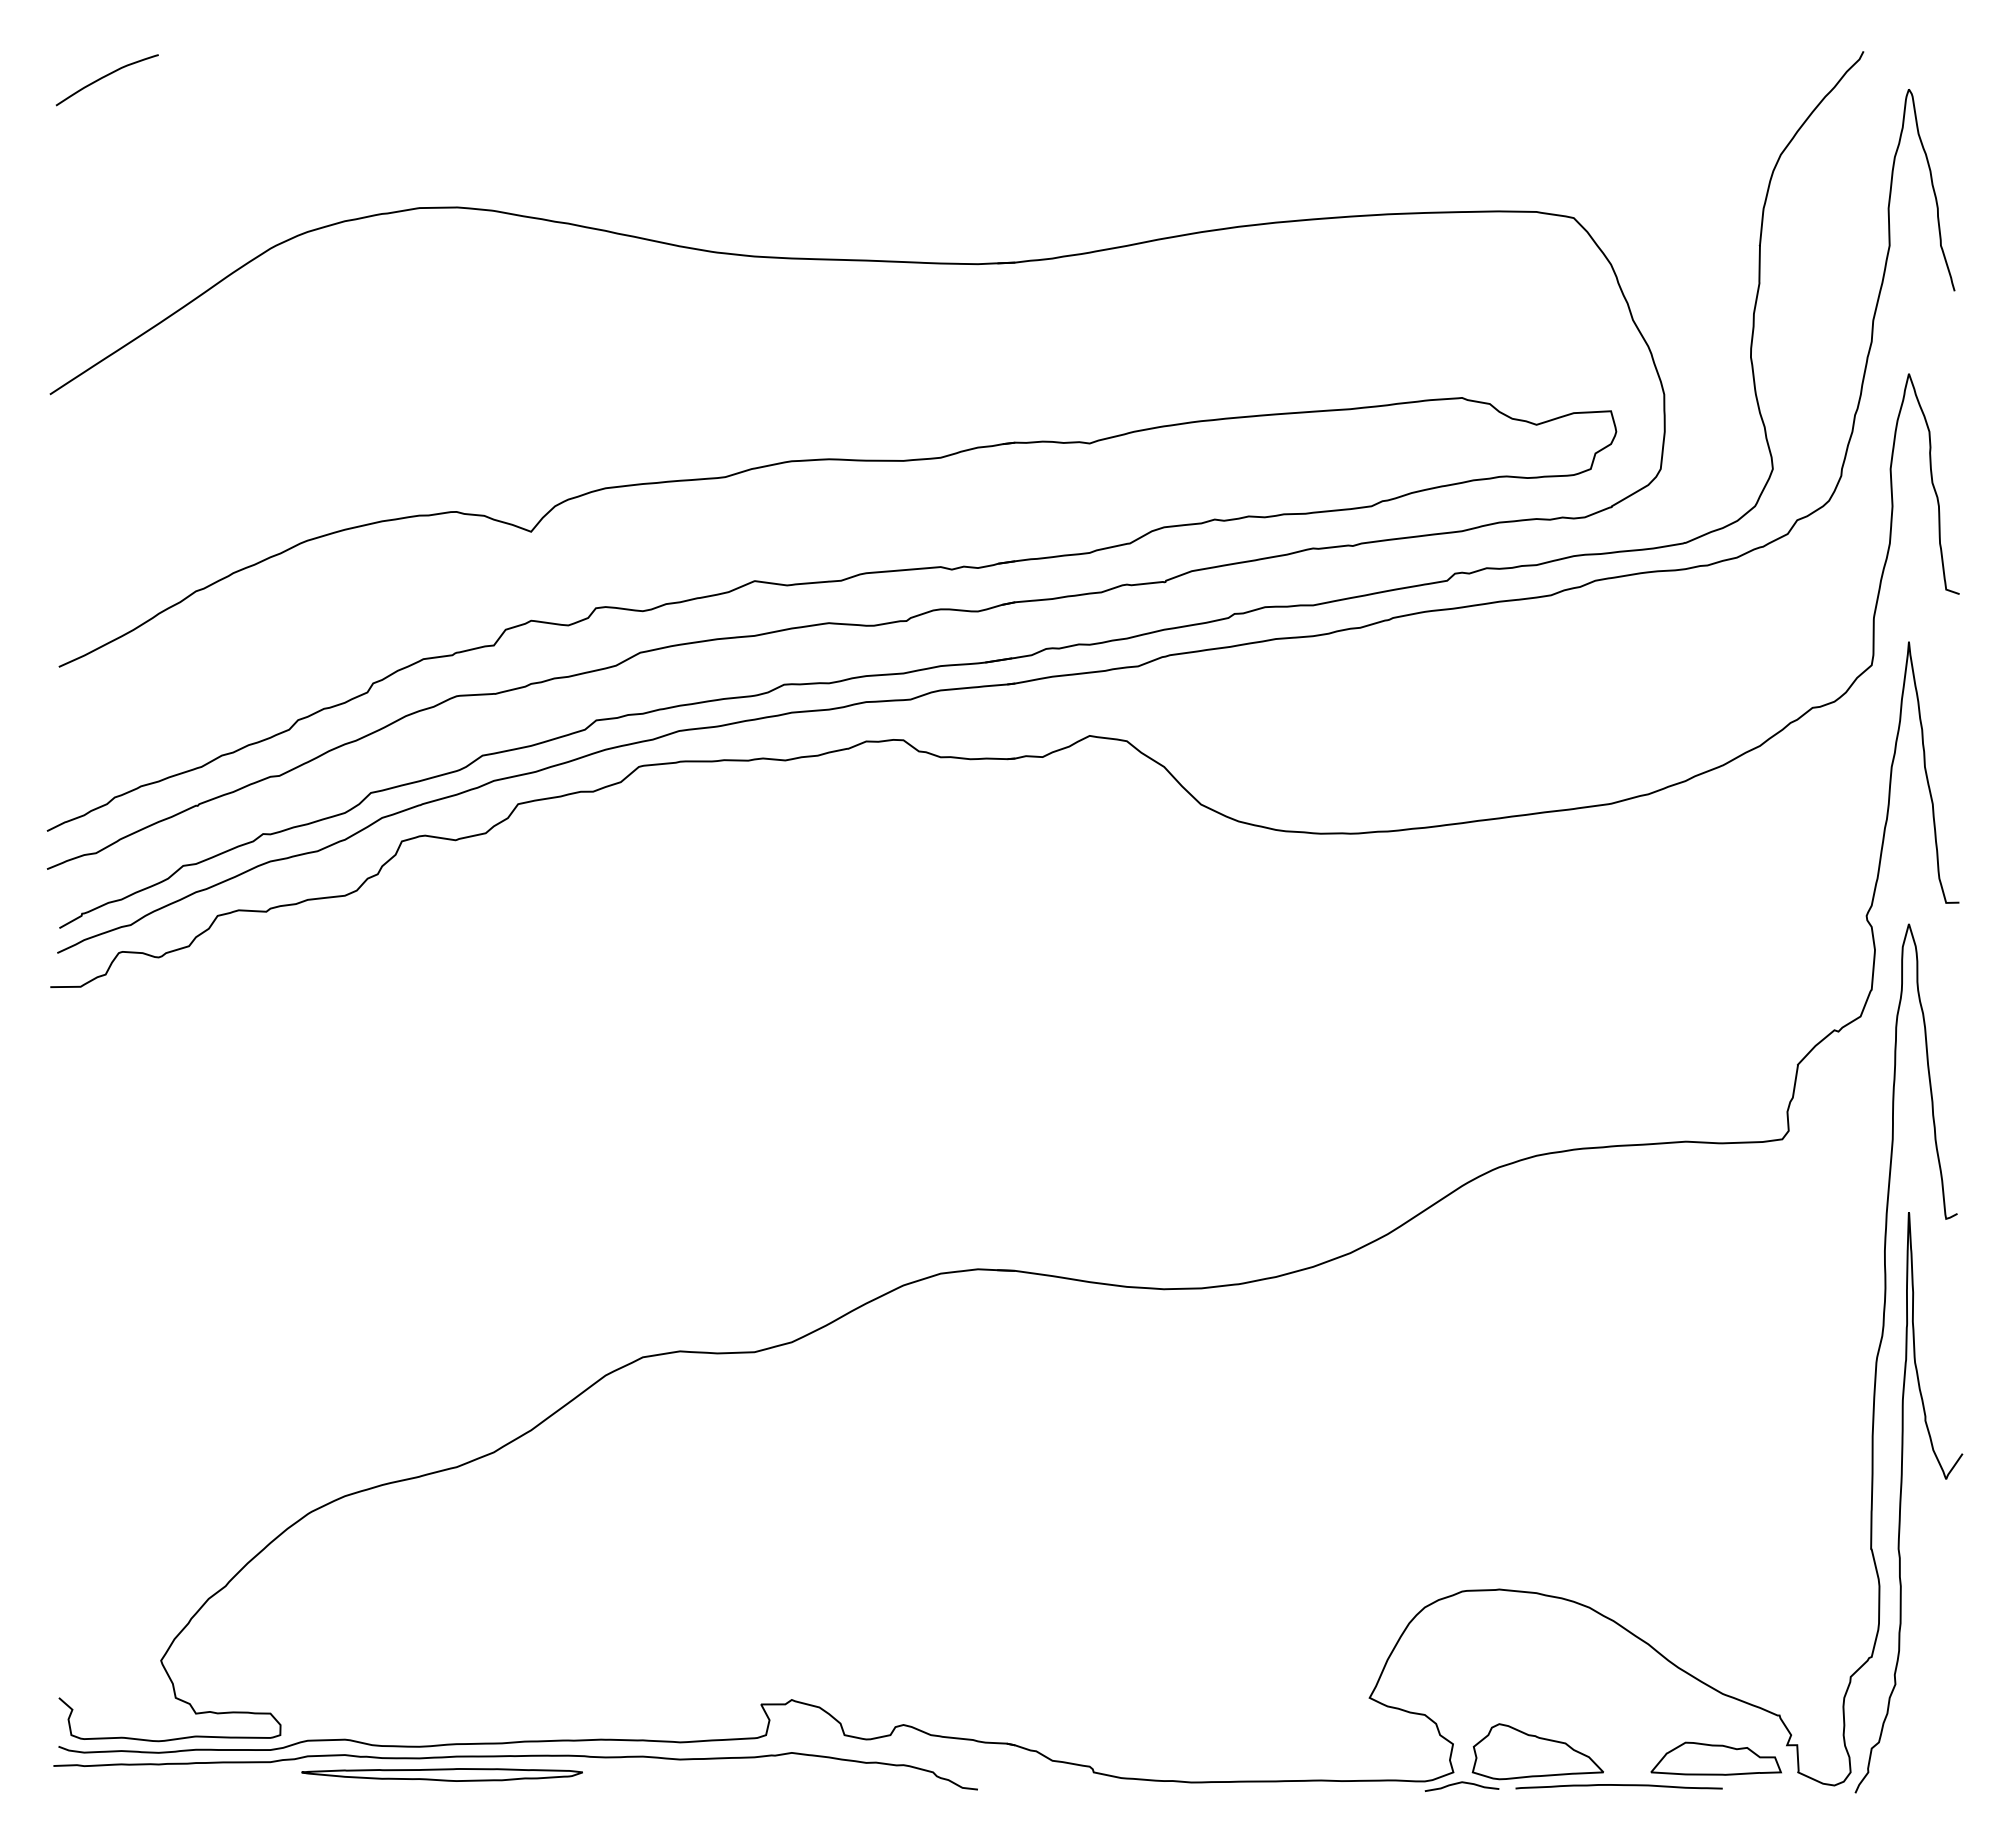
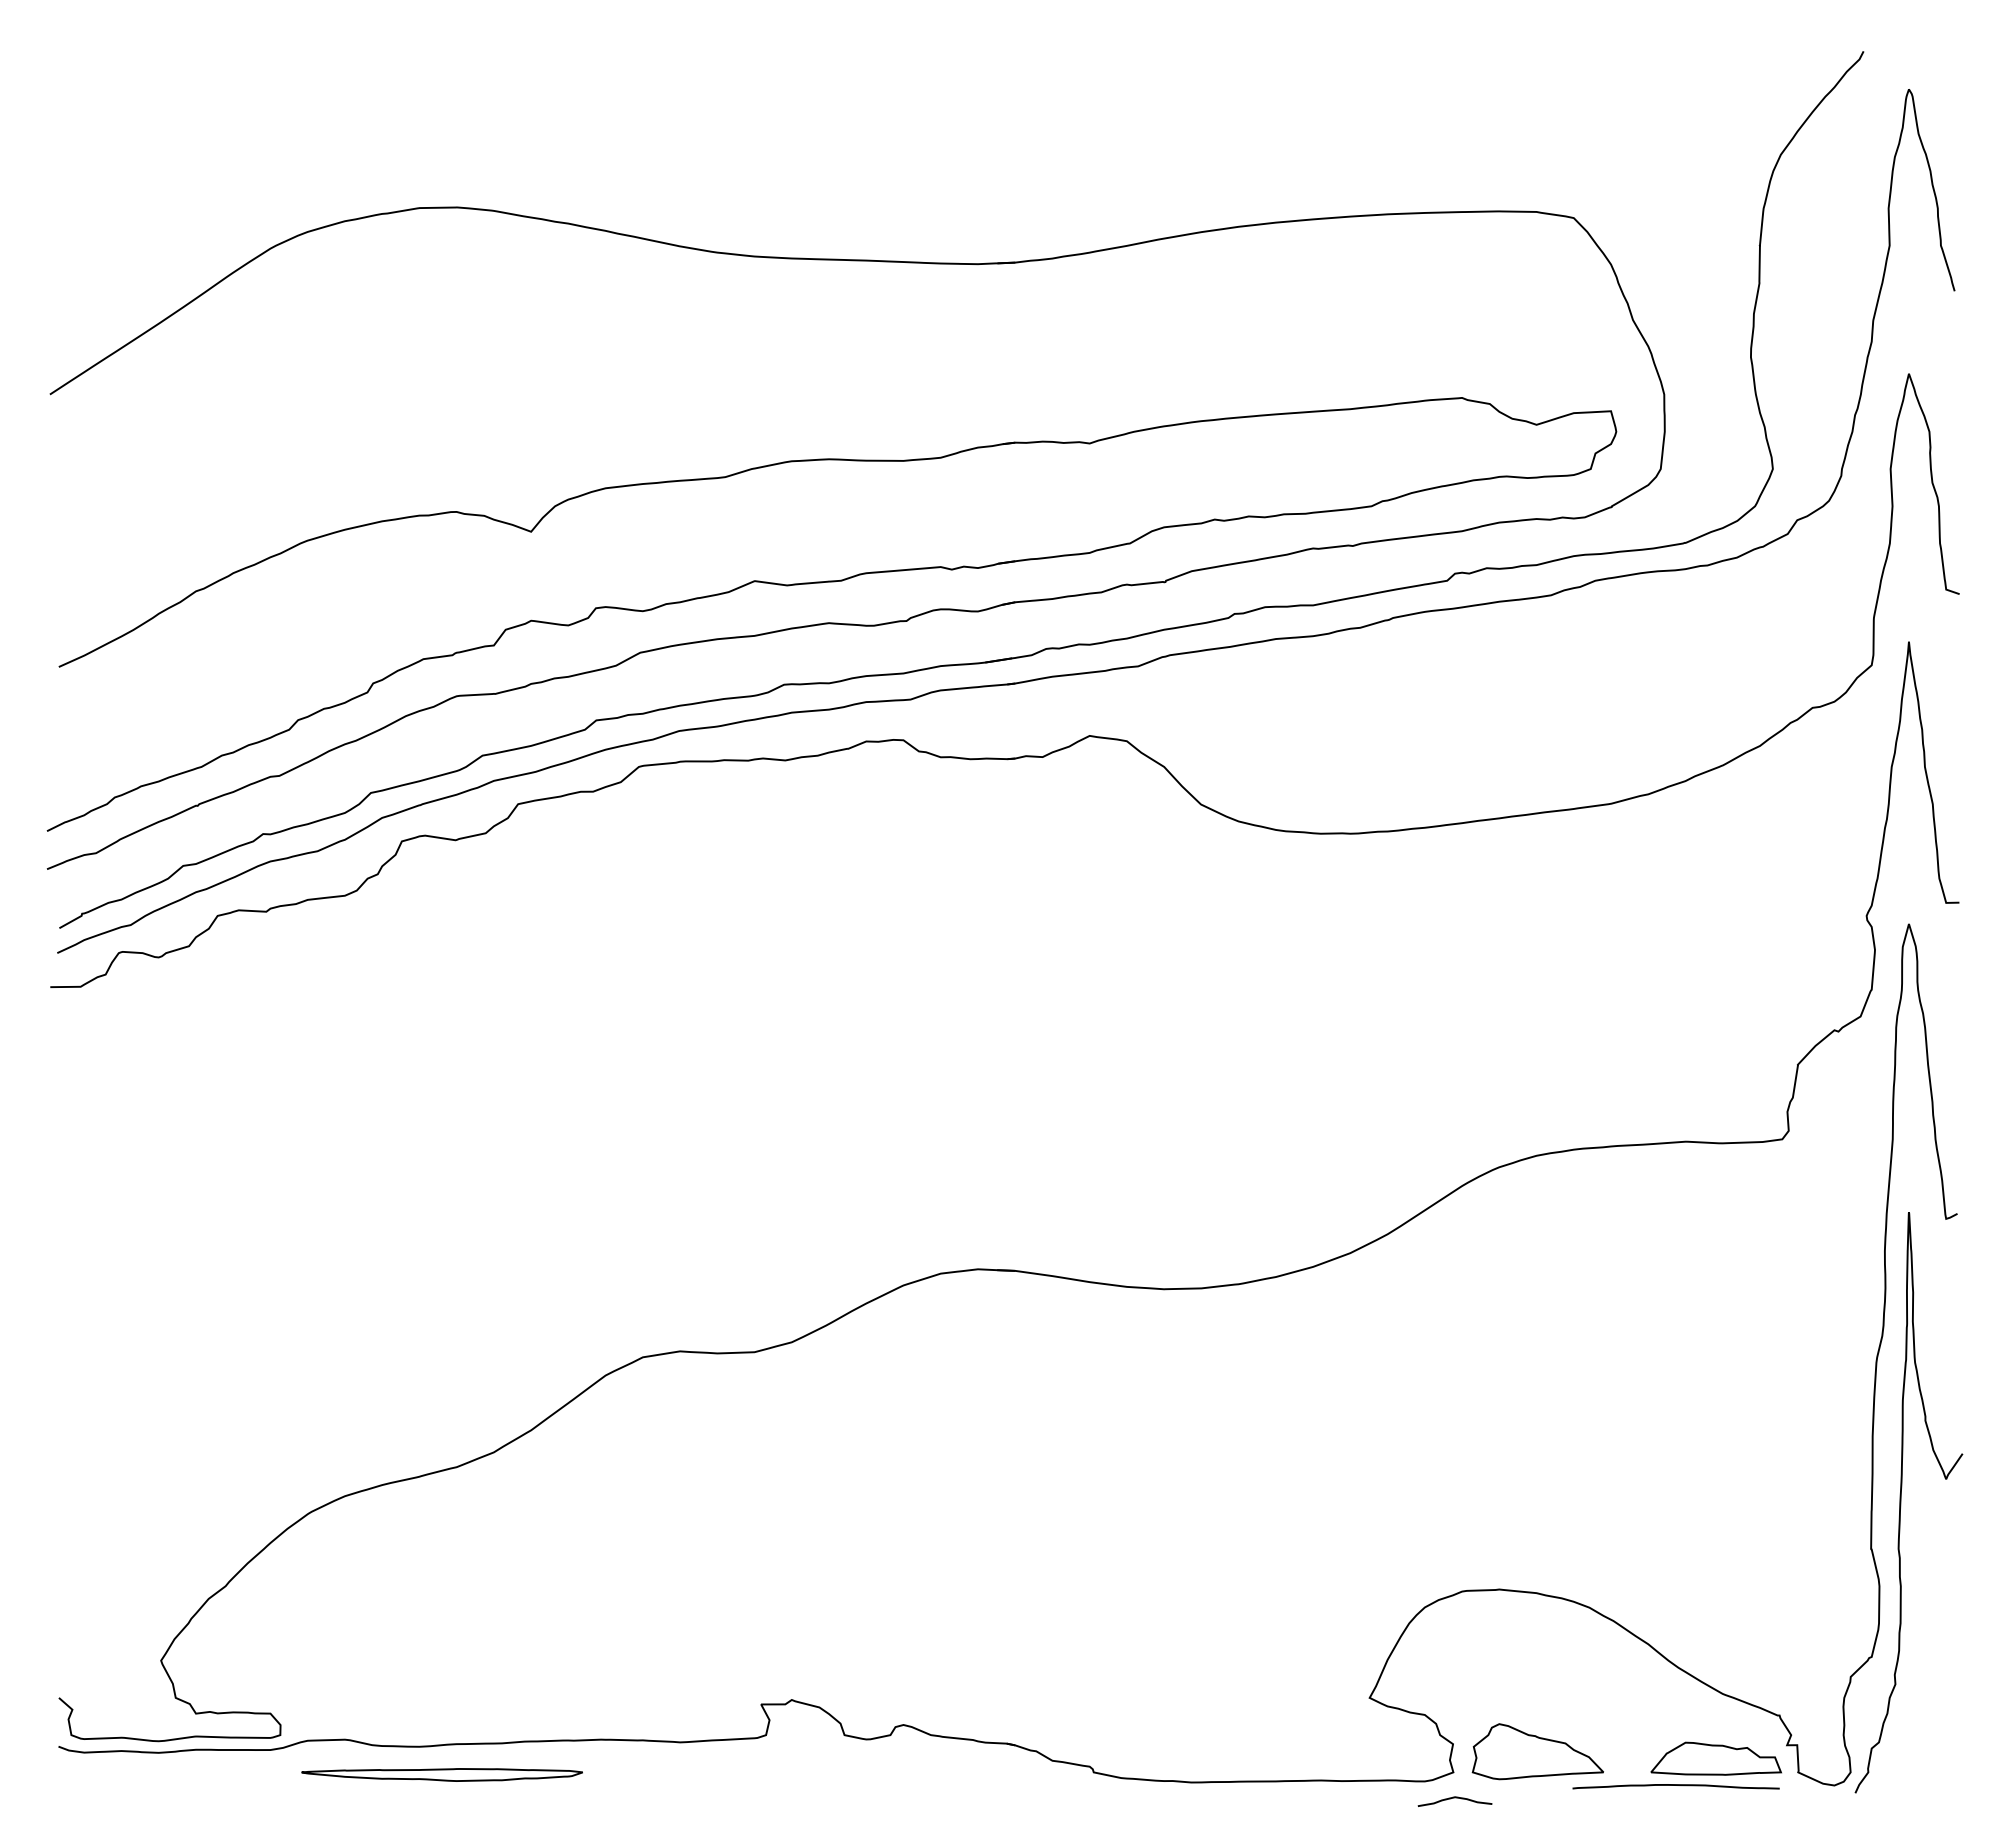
curve: present -> none (105, 77)
curve: present -> none (515, 1757)
curve position: (1461, 1783) -> (1454, 1798) (1454, 1798)
curve position: (1618, 1785) -> (1675, 1785) (1675, 1785)
